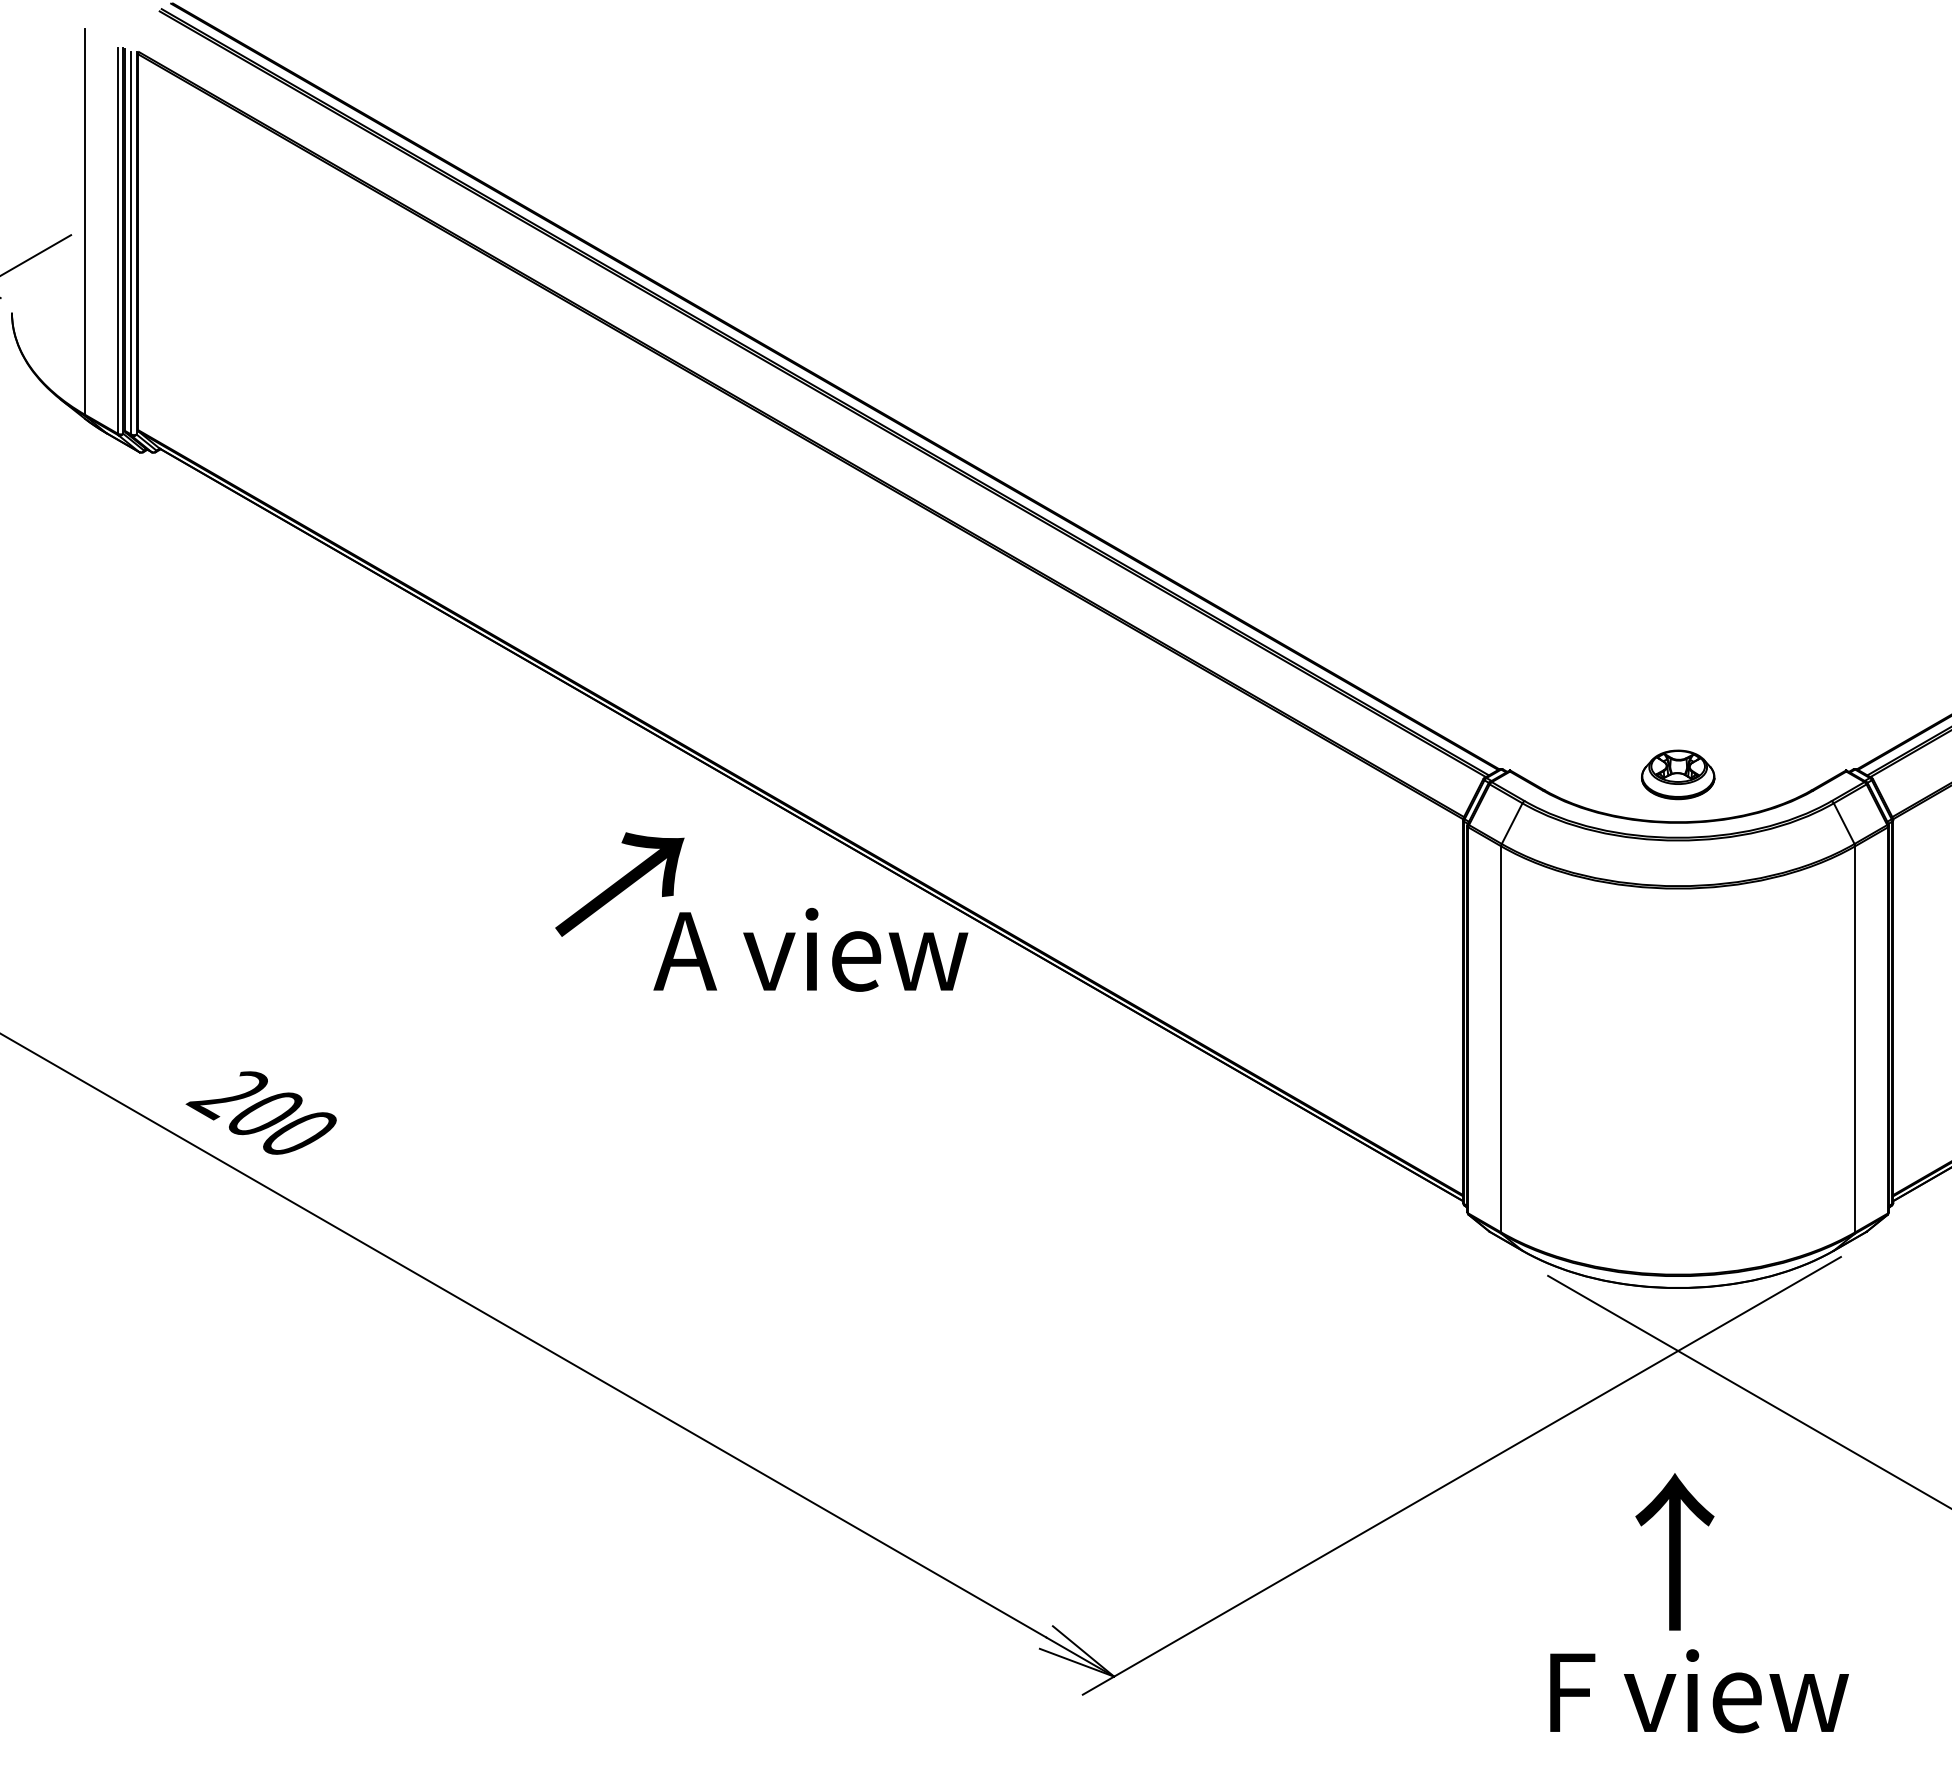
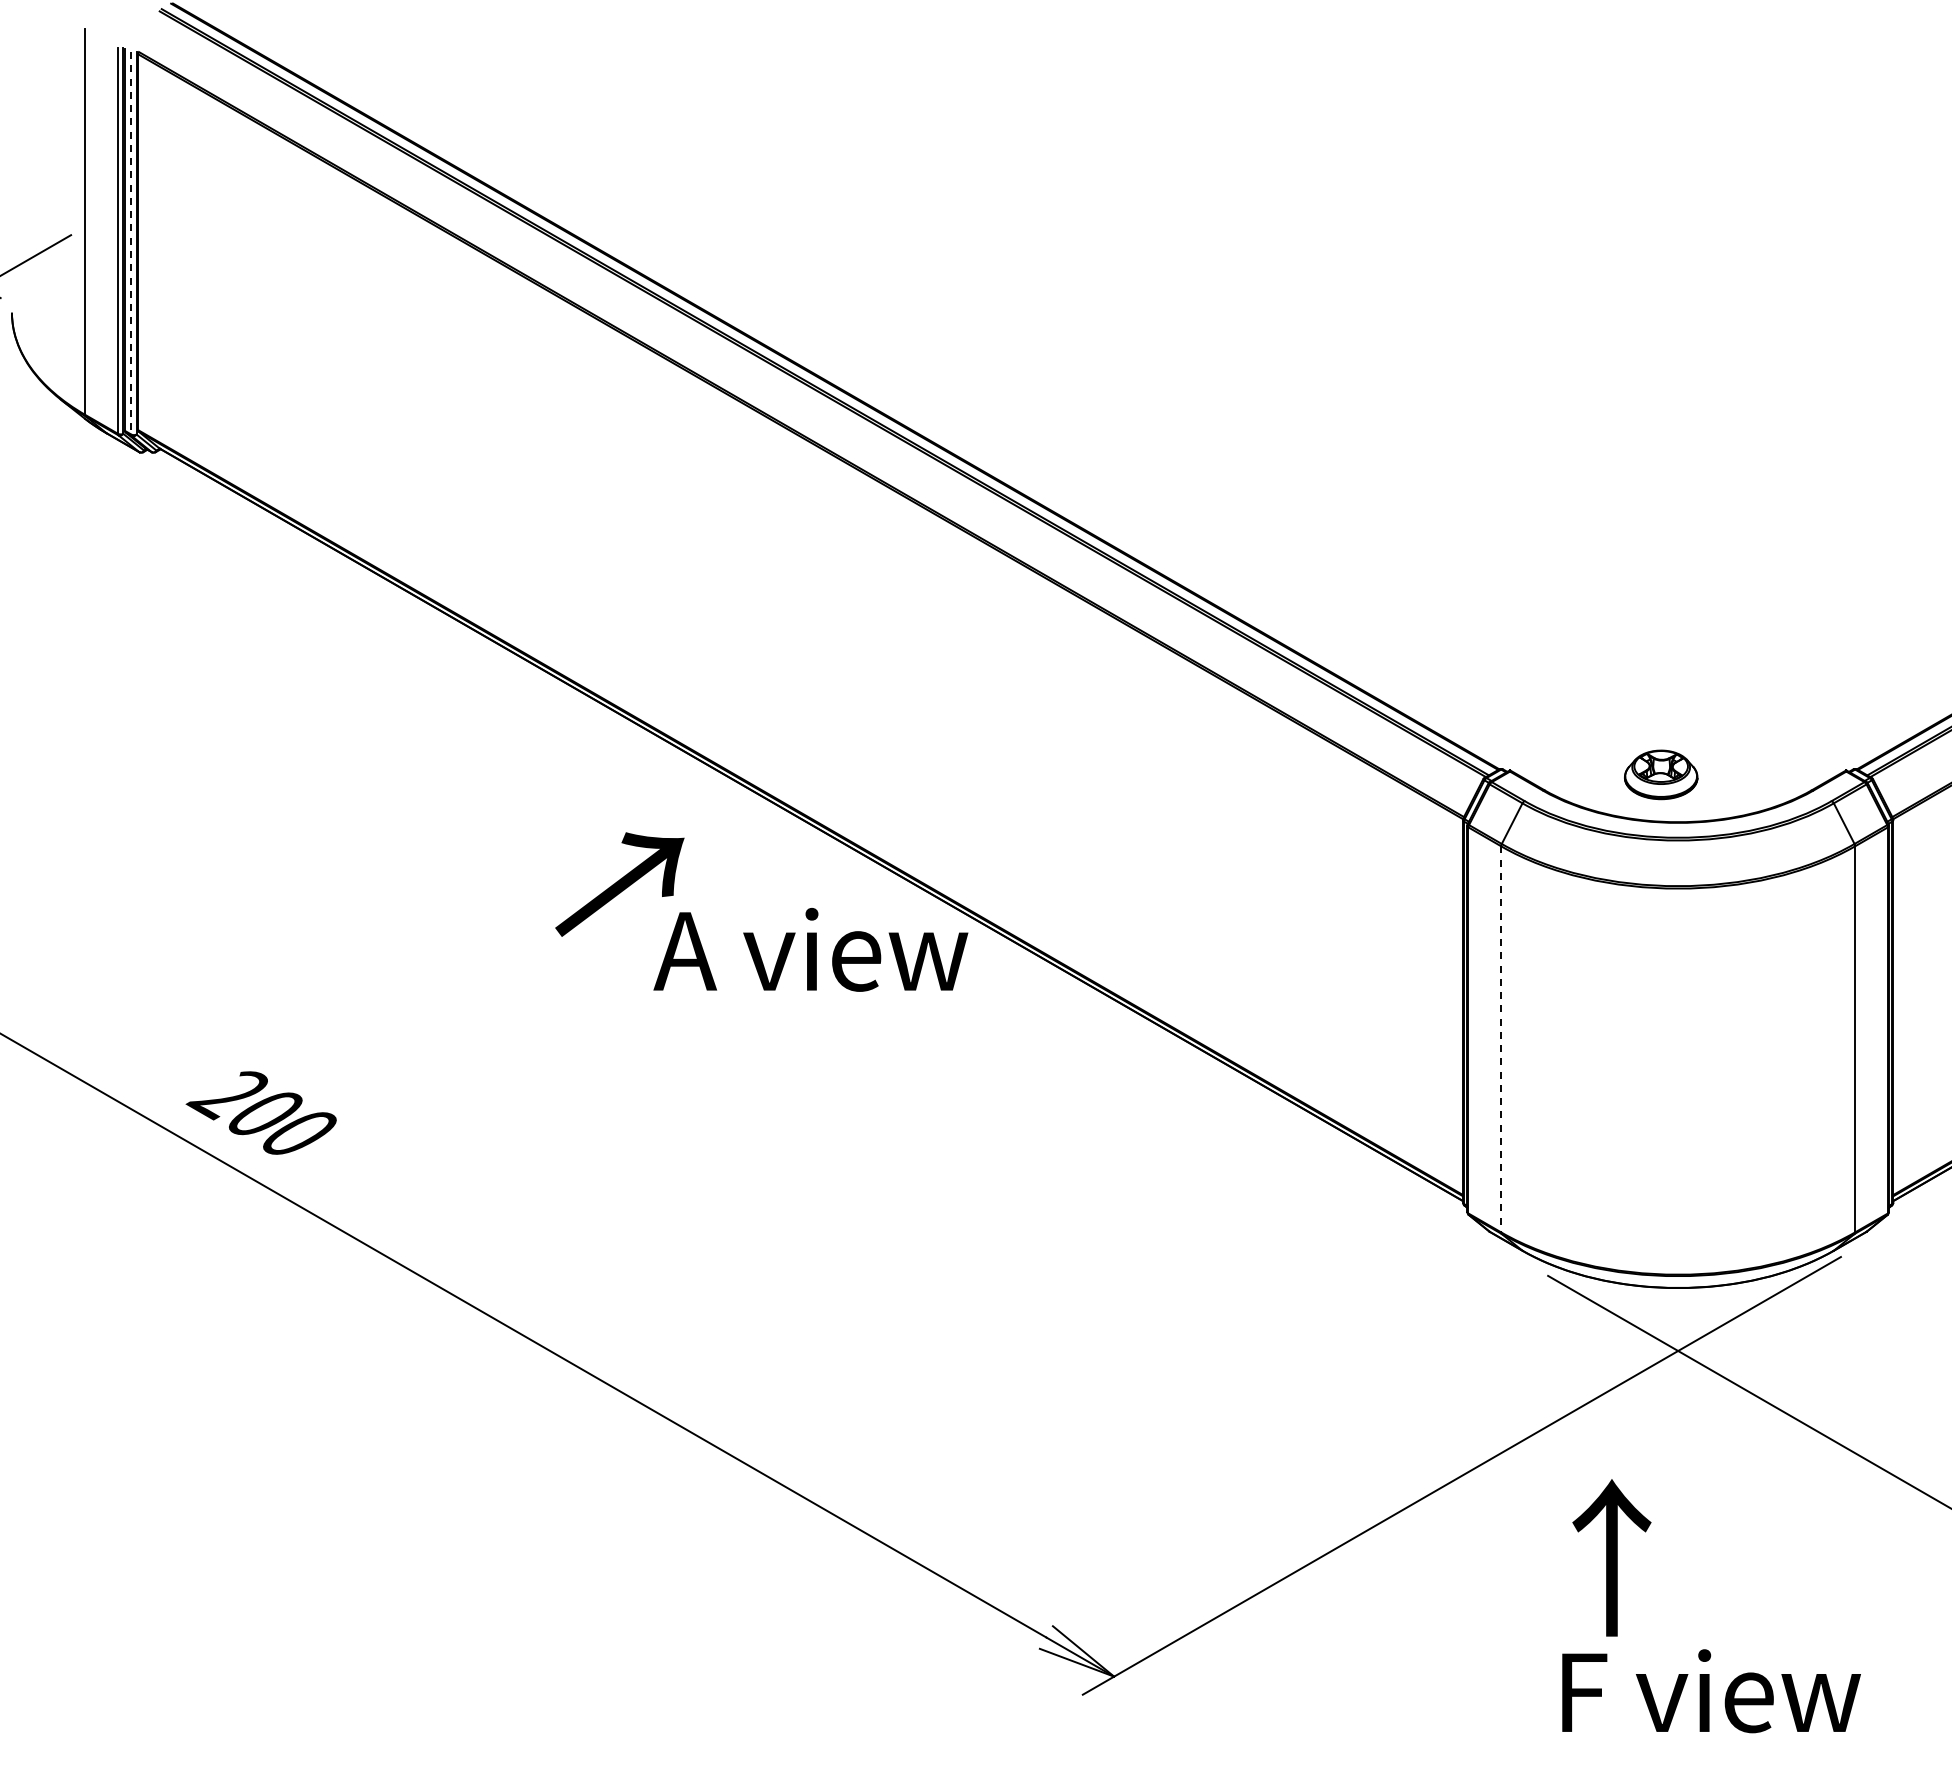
line: solid -> dashed (131, 243)
part position: (1678, 774) -> (1661, 774) (1661, 774)
line: solid -> dashed (1501, 1039)
text position: (1674, 1551) -> (1611, 1557) (1611, 1557)
text position: (1699, 1691) -> (1711, 1691) (1711, 1691)
